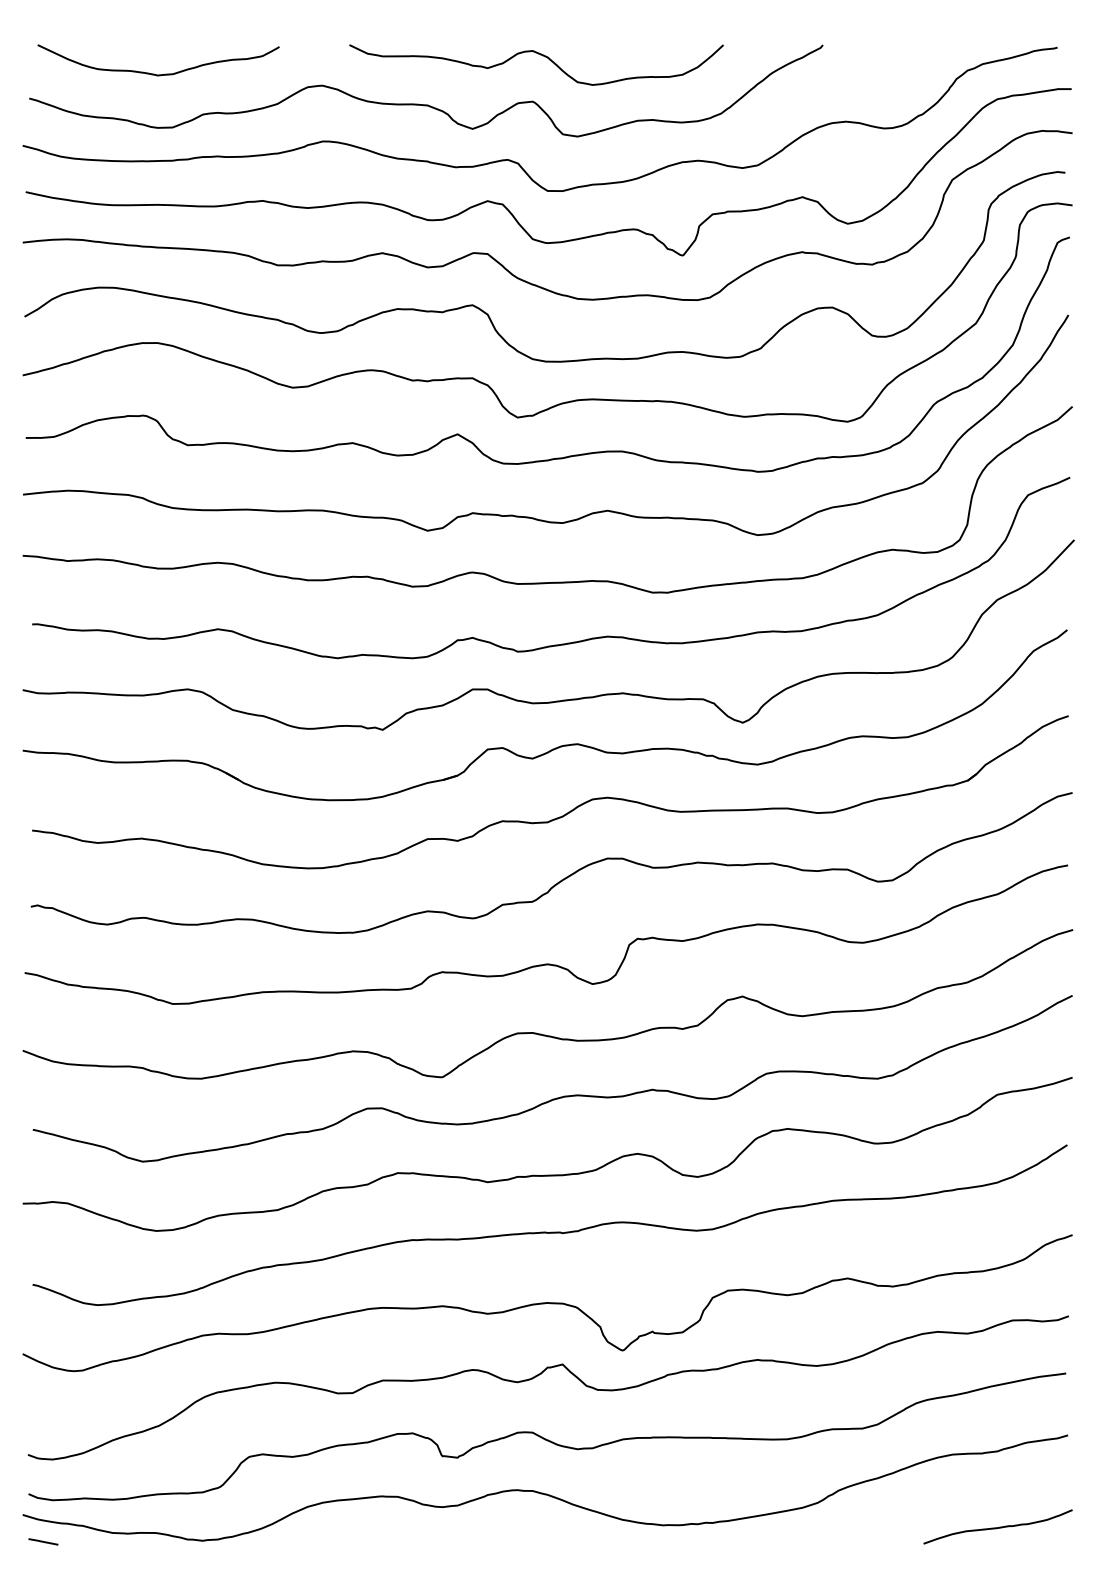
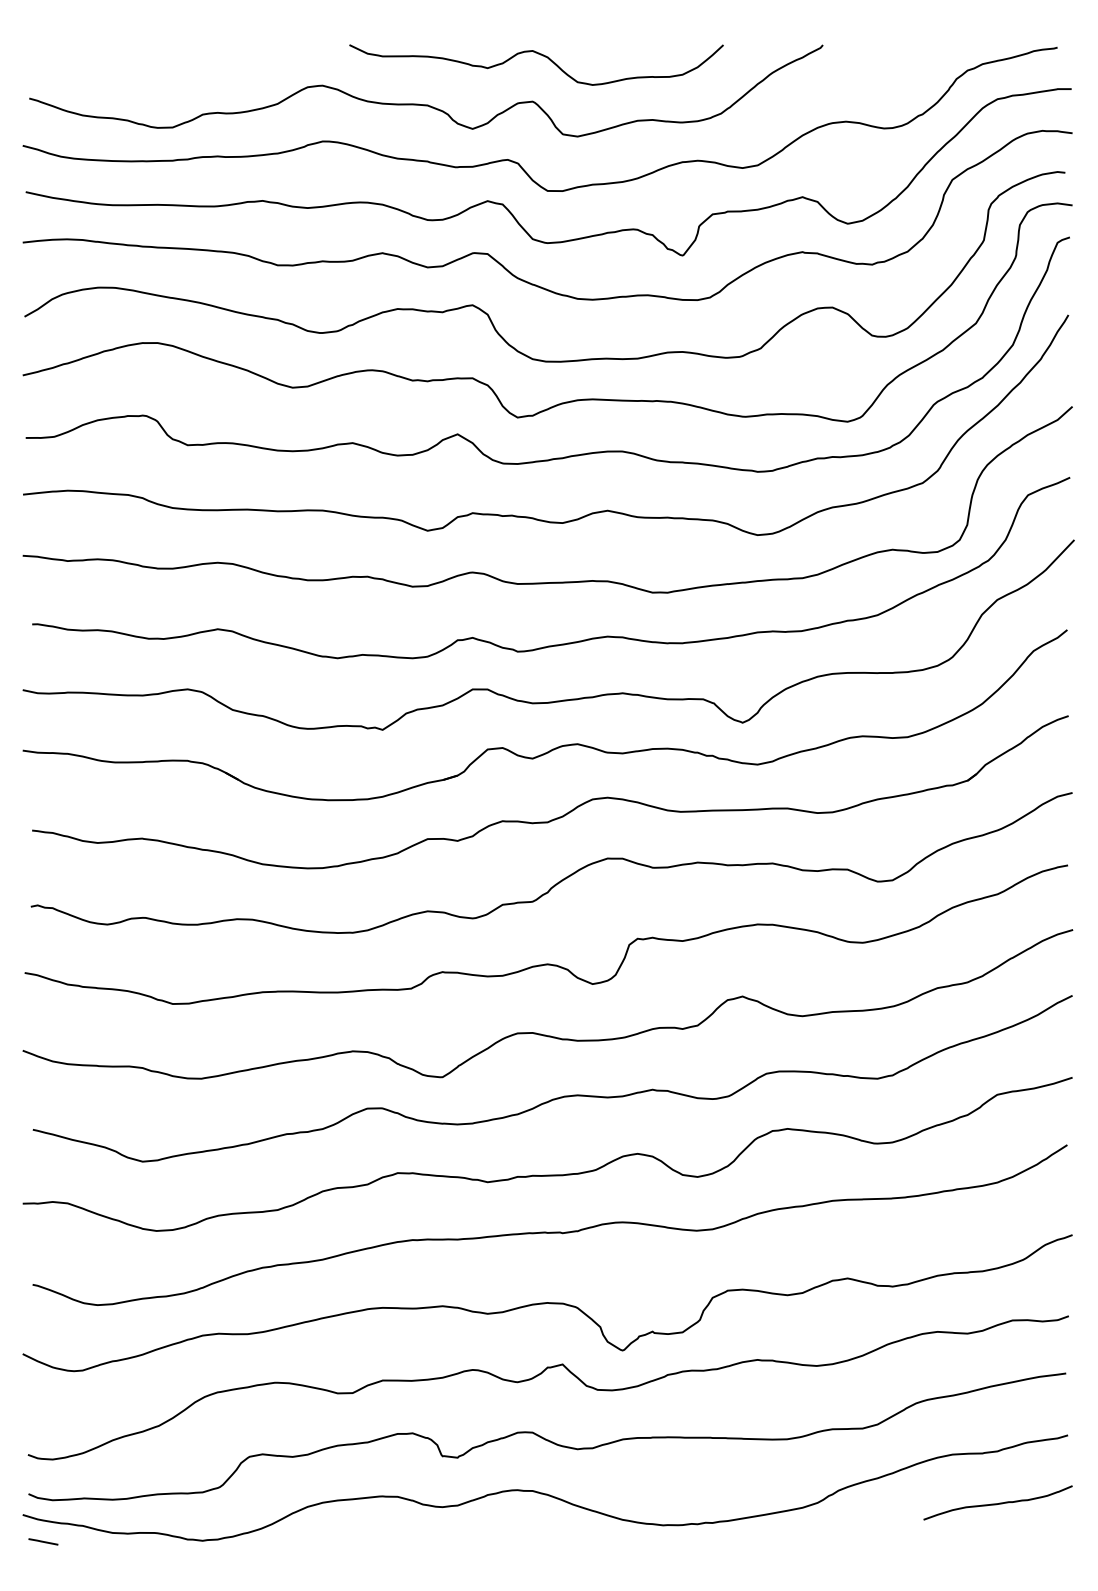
curve: present -> none (154, 73)
curve position: (997, 1527) -> (997, 1503) (997, 1503)
